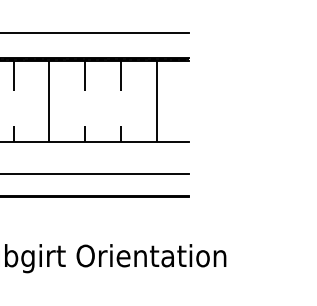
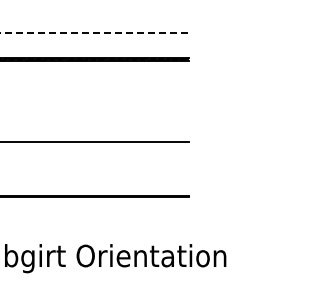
line: solid -> dashed (94, 32)
hatch: present -> none (84, 101)
line: present -> none (95, 174)
